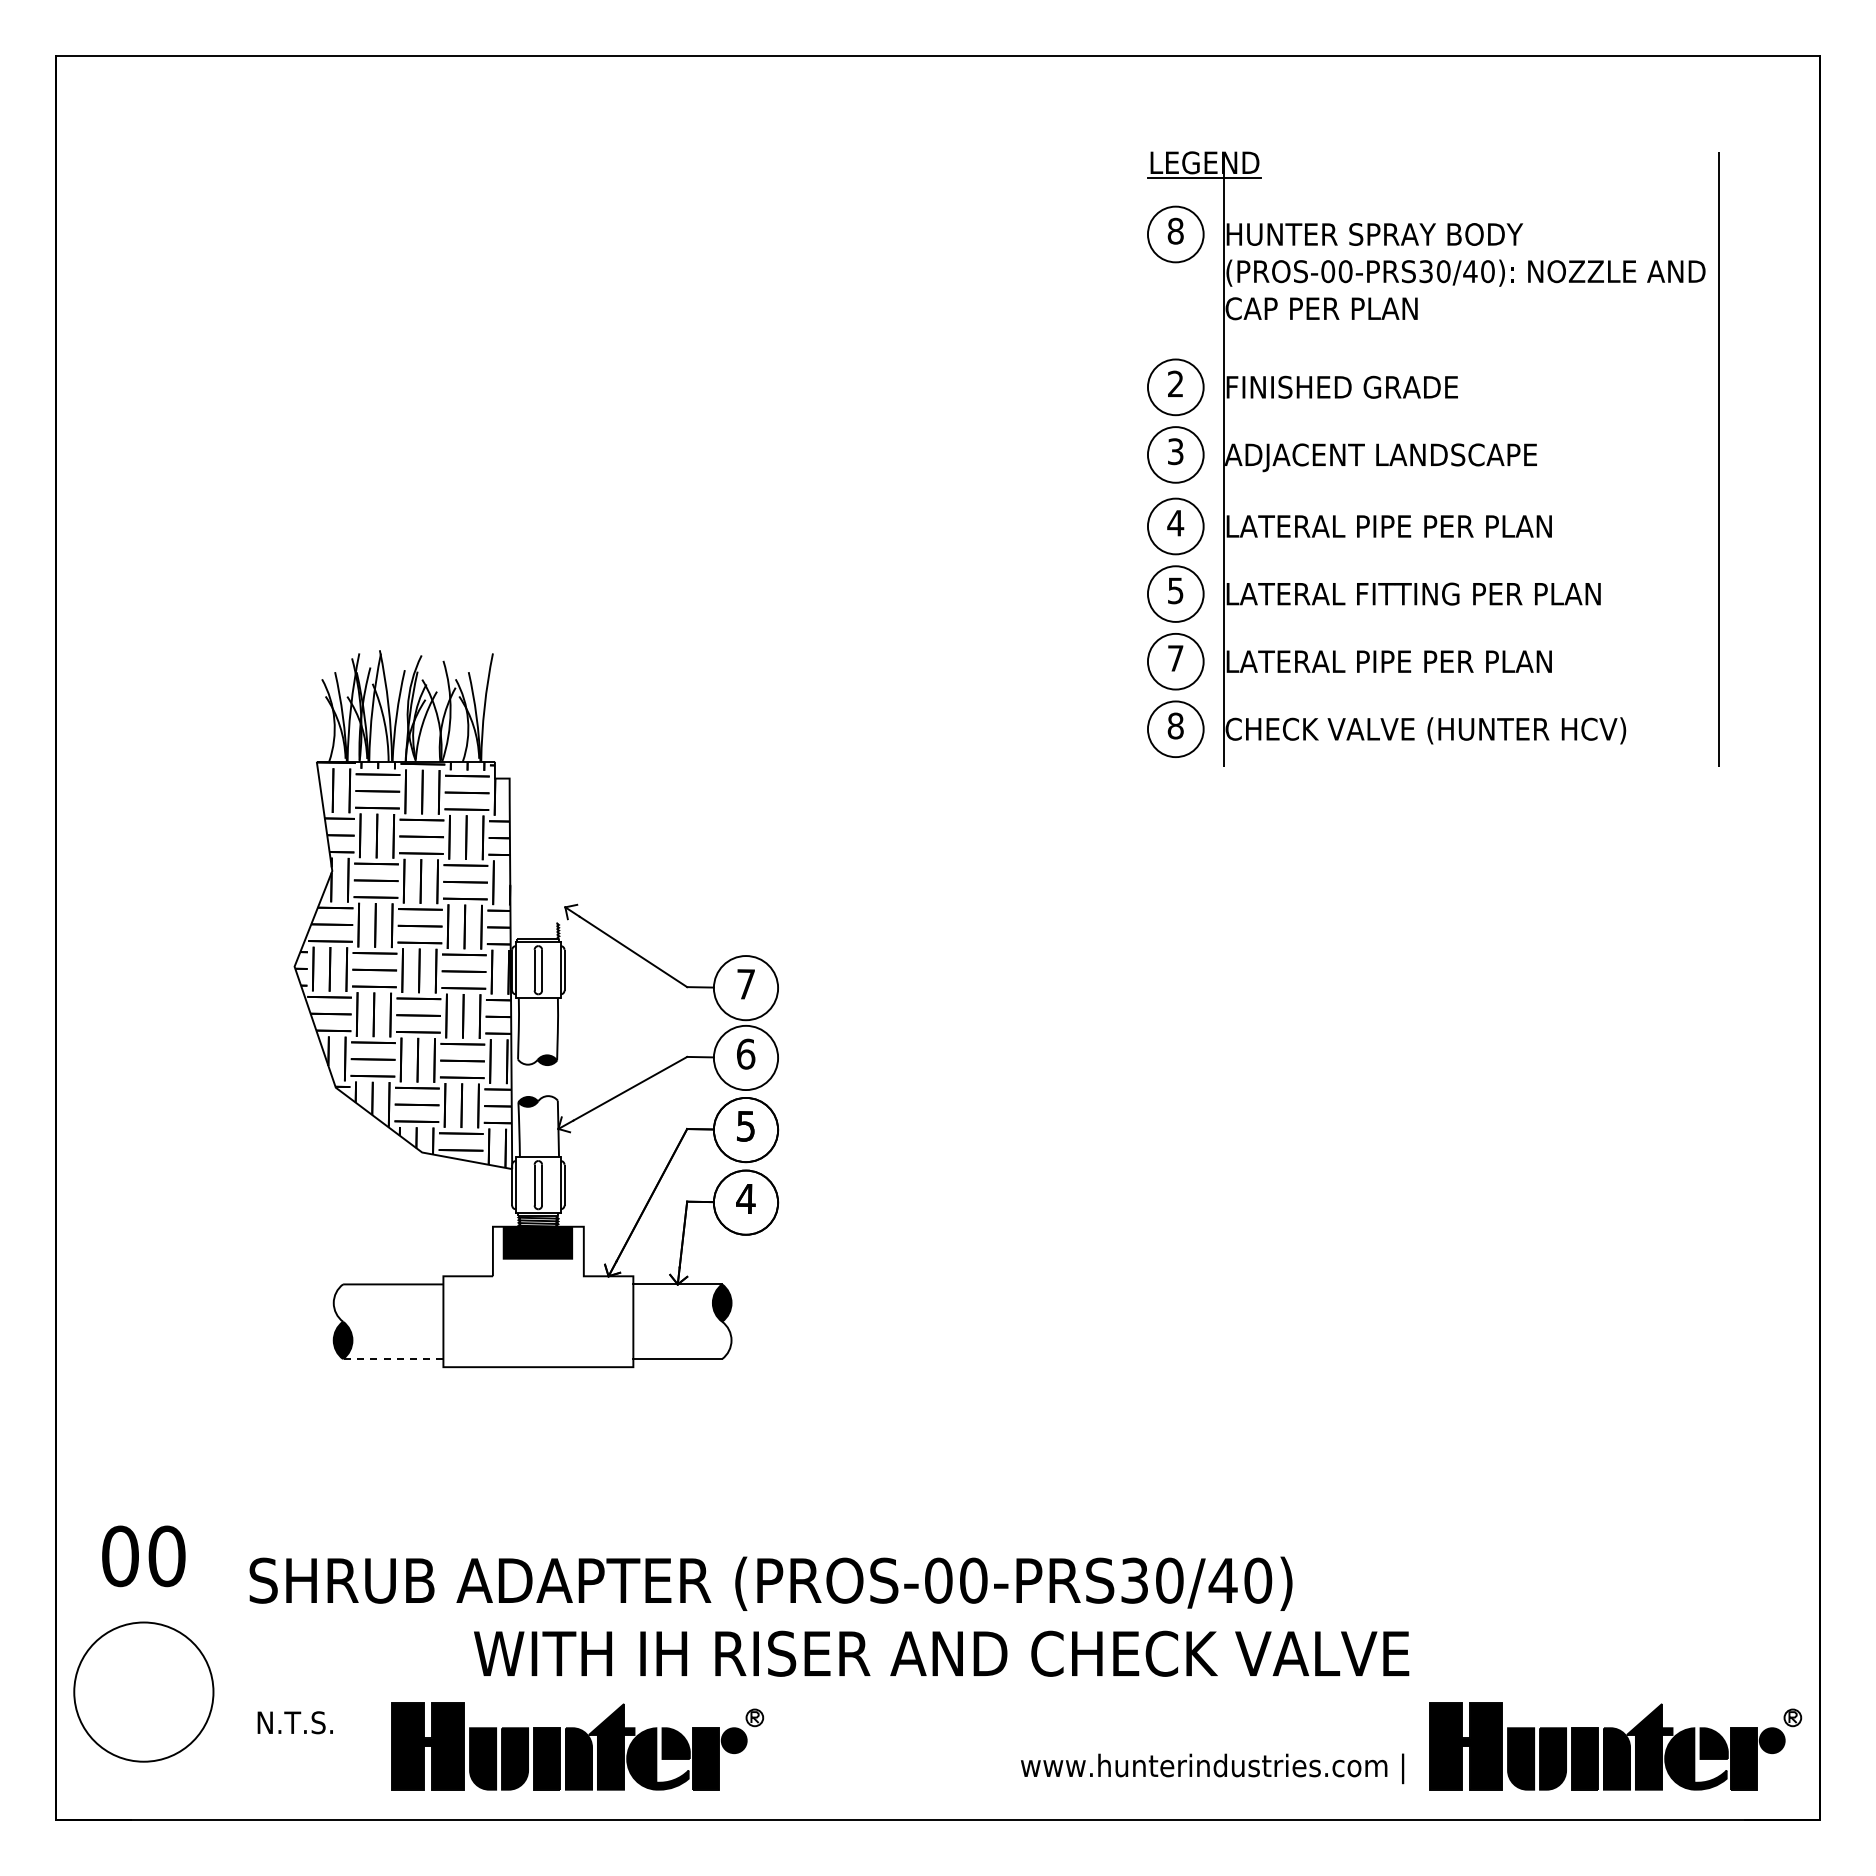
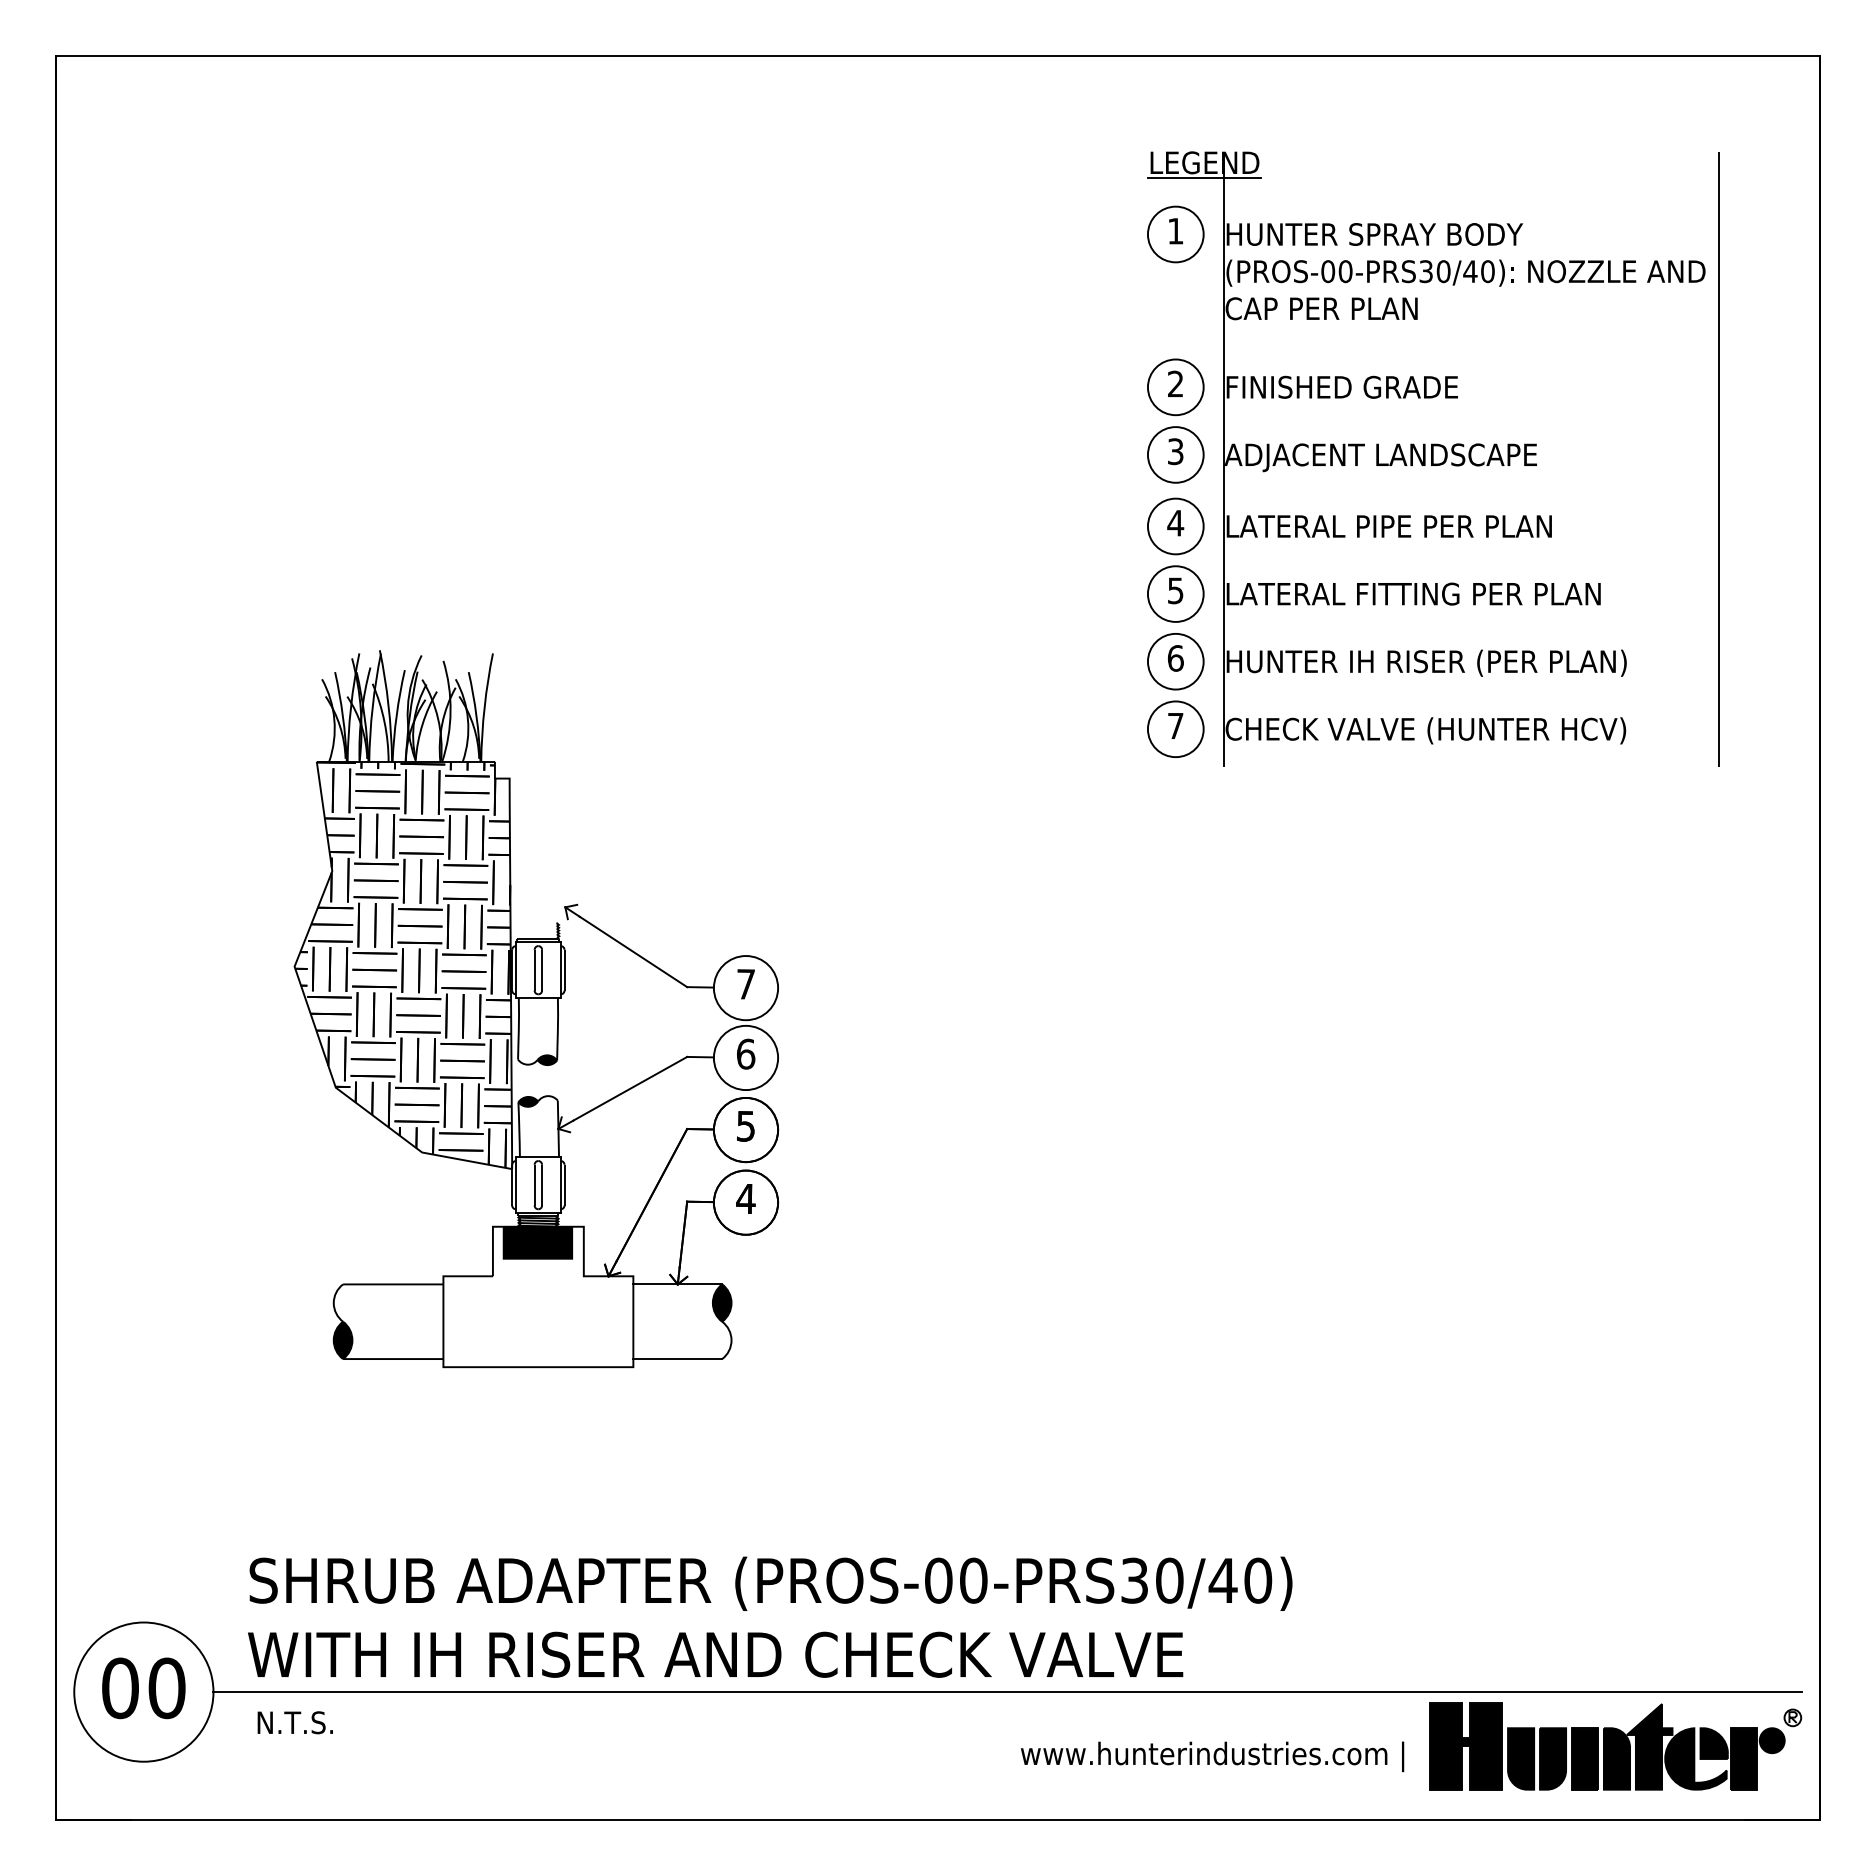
text: 8 -> 1 (1175, 230)
text: 7 -> 6 (1175, 658)
text: LATERAL PIPE PER PLAN -> HUNTER IH RISER (PER PLAN) (1427, 662)
text: 8 -> 7 (1175, 725)
line: dashed -> solid (392, 1359)
text position: (143, 1556) -> (143, 1688) (143, 1688)
text position: (941, 1653) -> (715, 1654) (715, 1654)
line: none -> present (1007, 1692)
part: present -> none (577, 1746)
text position: (1212, 1768) -> (1212, 1756) (1212, 1756)
